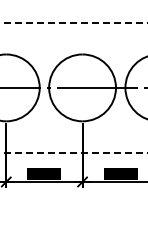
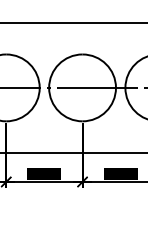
line: dashed -> solid (74, 23)
line: dashed -> solid (74, 152)
